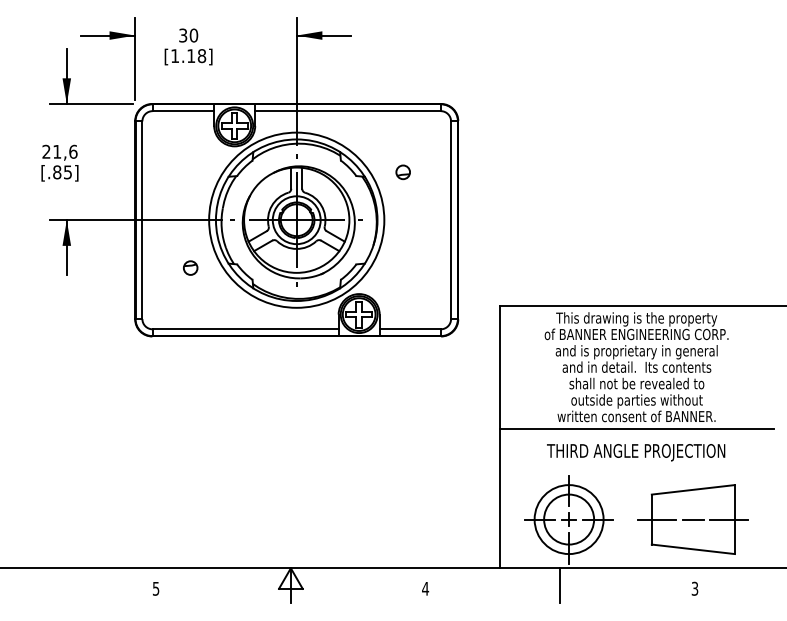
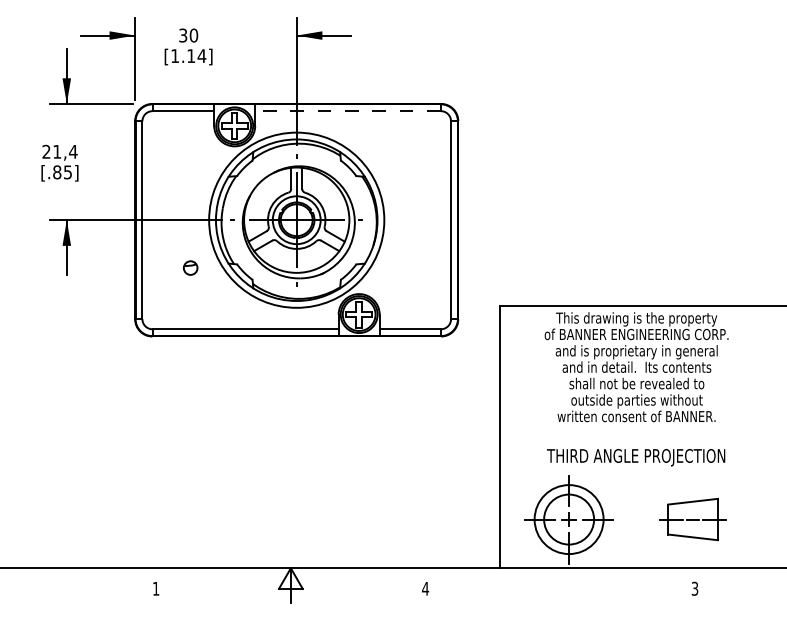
text: [1.18] -> [1.14] (201, 56)
line: solid -> dashed (348, 111)
text: 21,6 -> 21,4 (72, 151)
part: present -> none (402, 172)
line: present -> none (636, 428)
text position: (636, 452) -> (636, 457) (636, 457)
part size: 112x71 px -> 68x45 px (692, 519)
line: present -> none (560, 585)
text: 5 -> 1 (155, 588)
